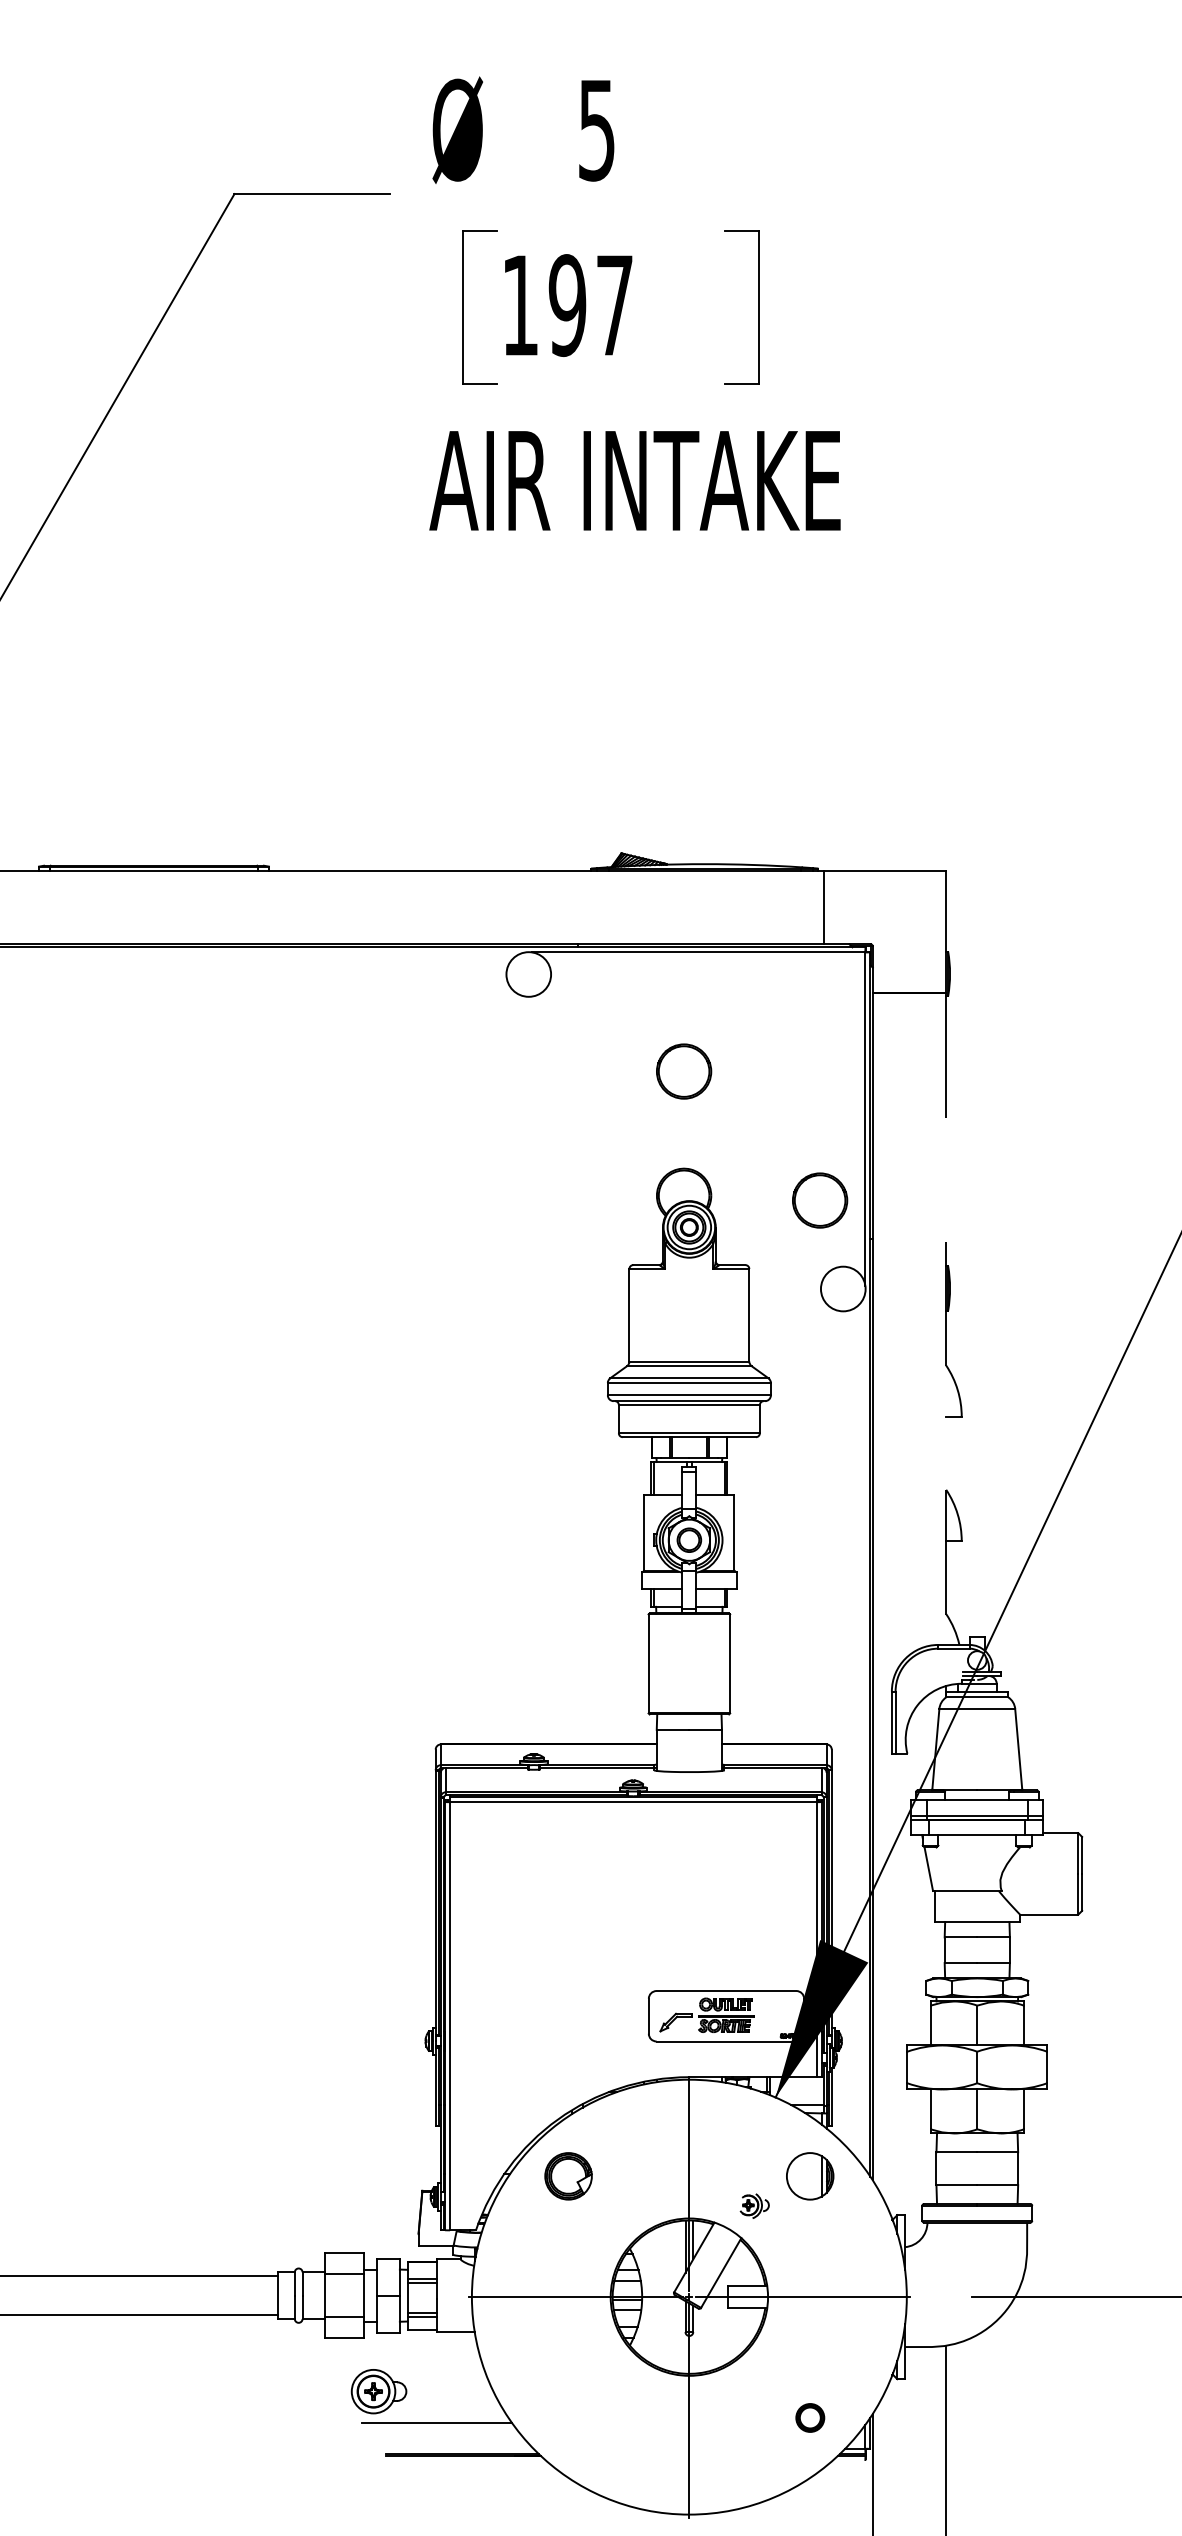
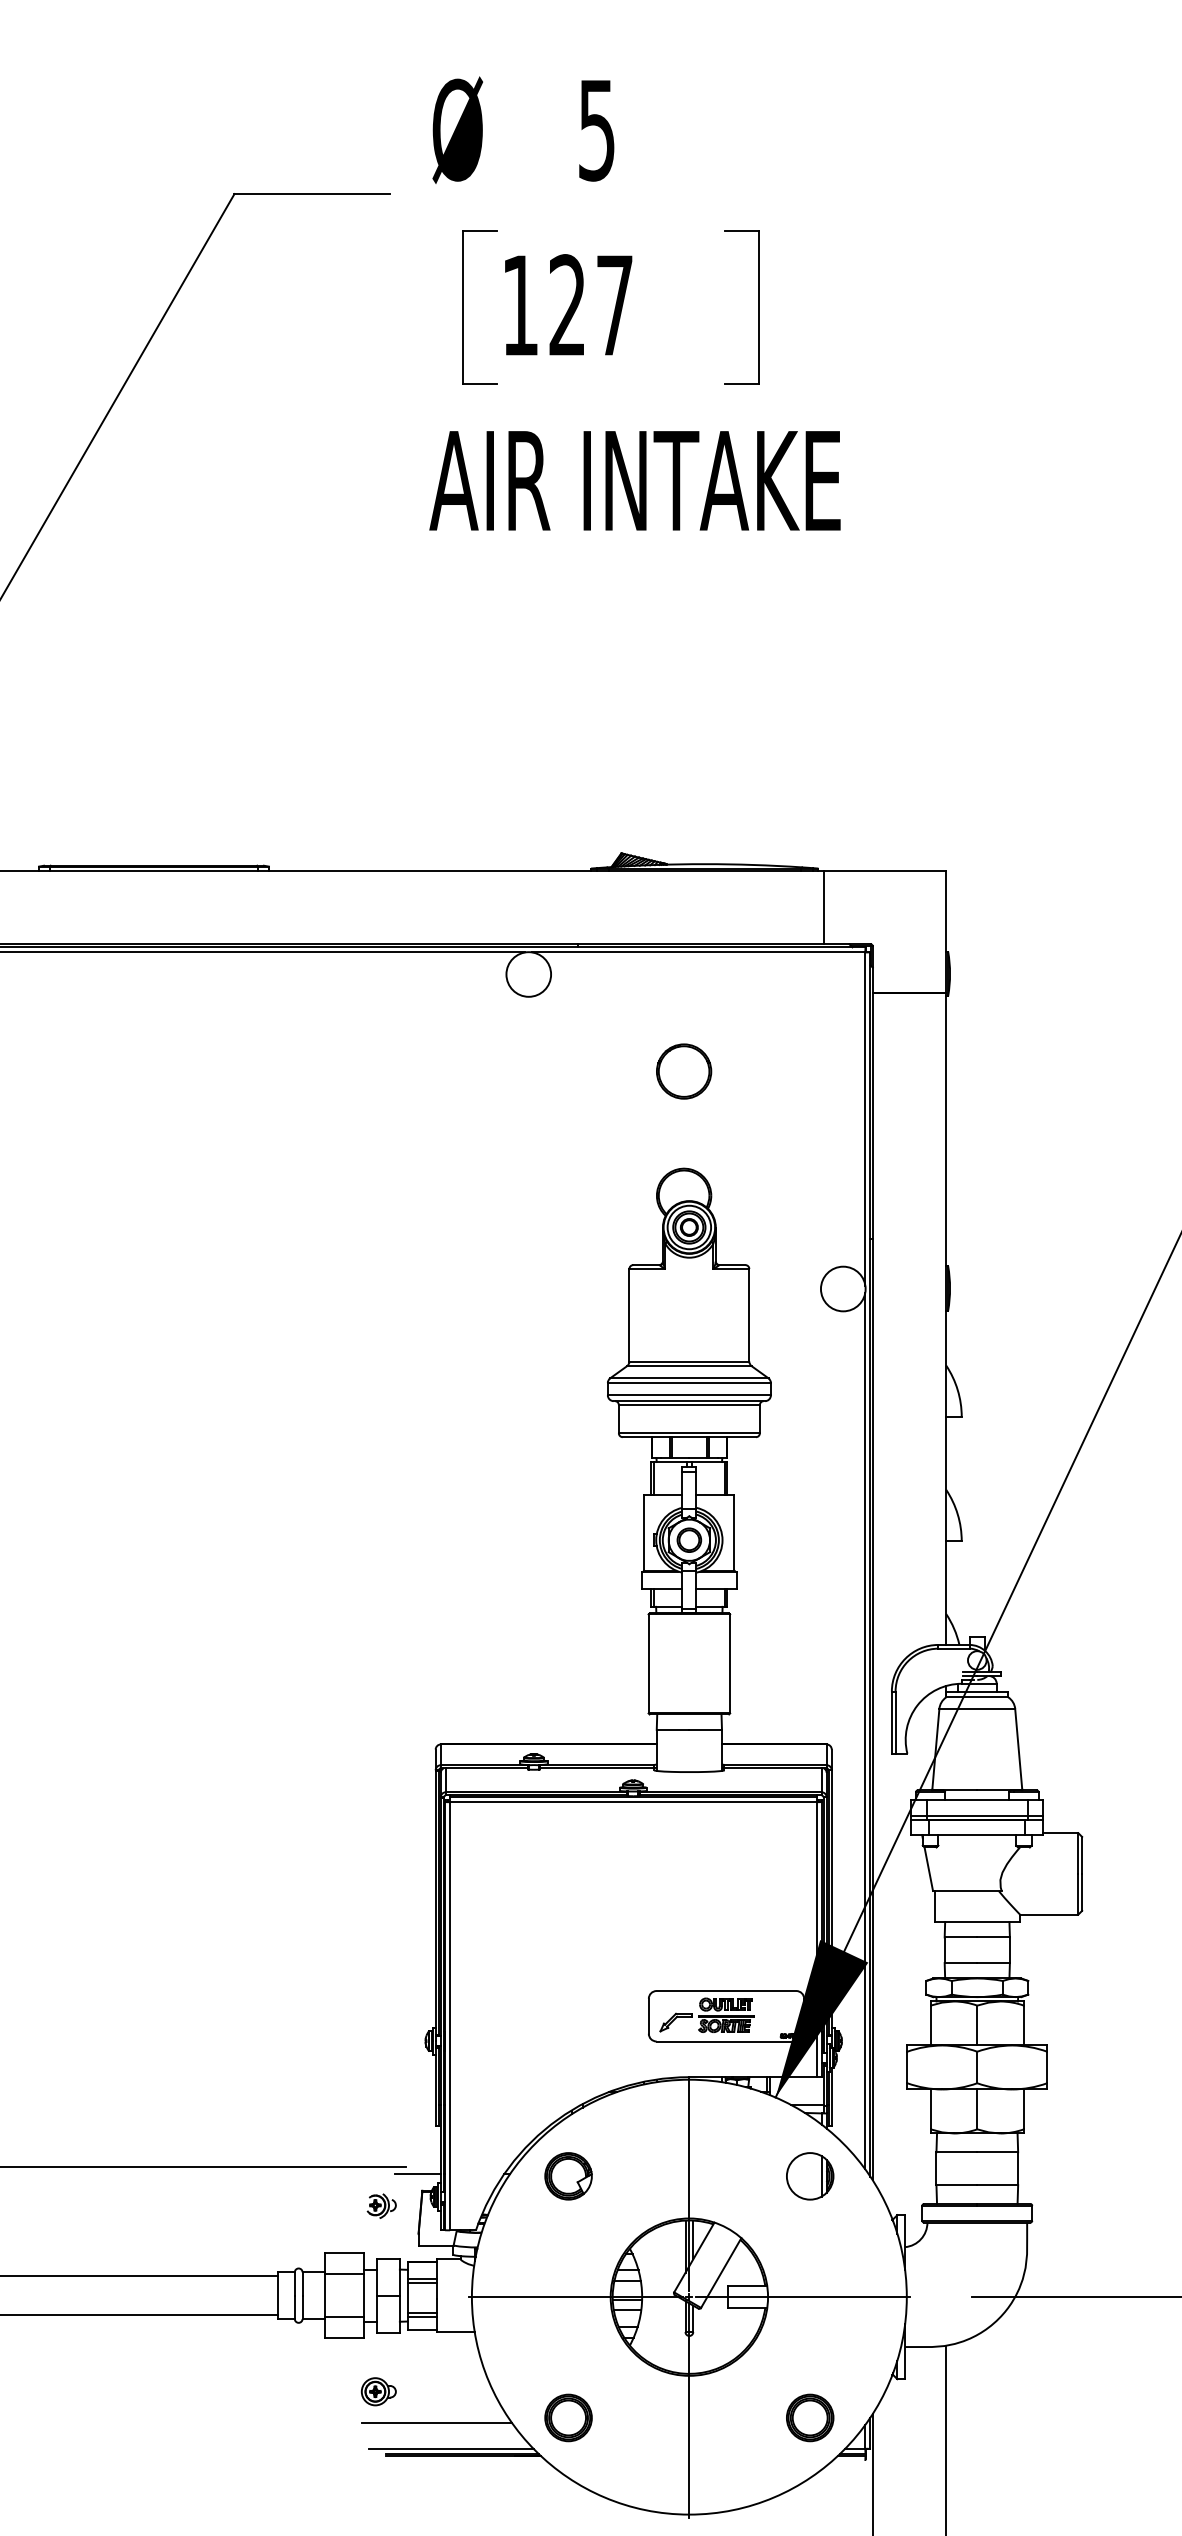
text: 197 -> 127 (567, 305)
line: none -> present (263, 952)
part: present -> none (820, 1200)
line: dashed -> solid (946, 1319)
line: none -> present (865, 1730)
line: none -> present (203, 2166)
line: none -> present (417, 2174)
part position: (754, 2205) -> (381, 2205) (381, 2205)
part size: 58x46 px -> 37x30 px (378, 2391)
part: none -> present (568, 2417)
part size: 31x30 px -> 49x50 px (810, 2417)
line: none -> present (451, 2448)
